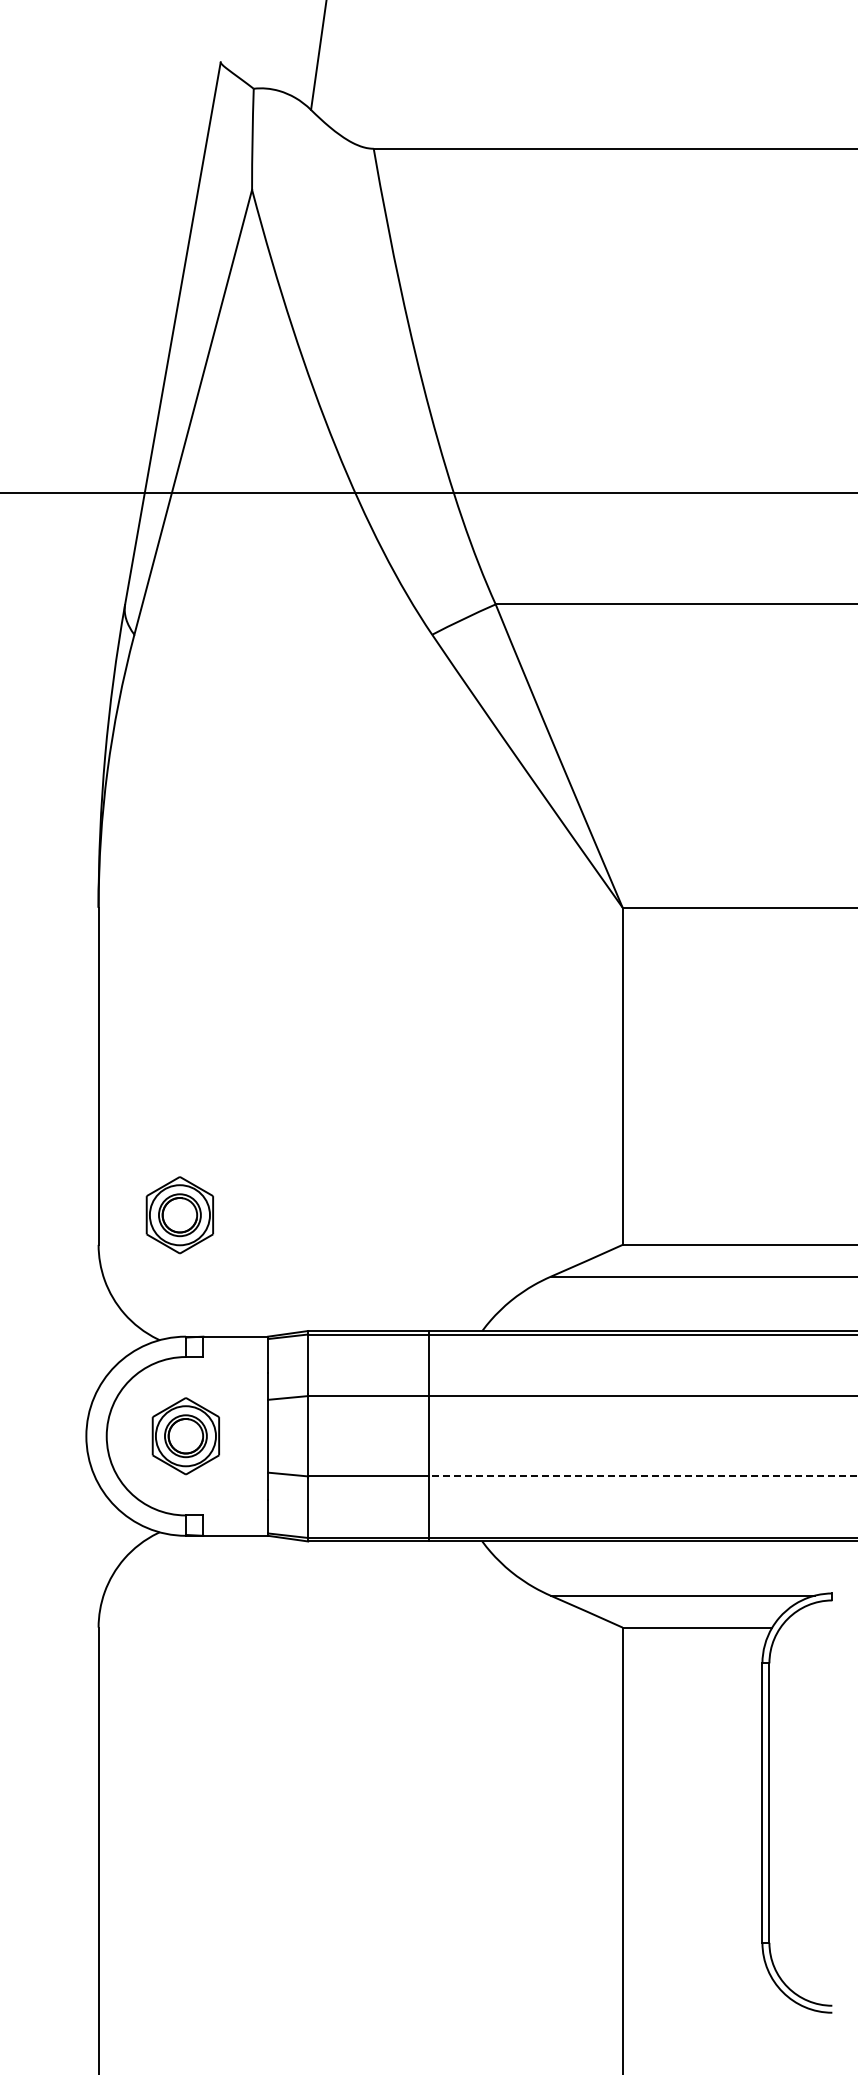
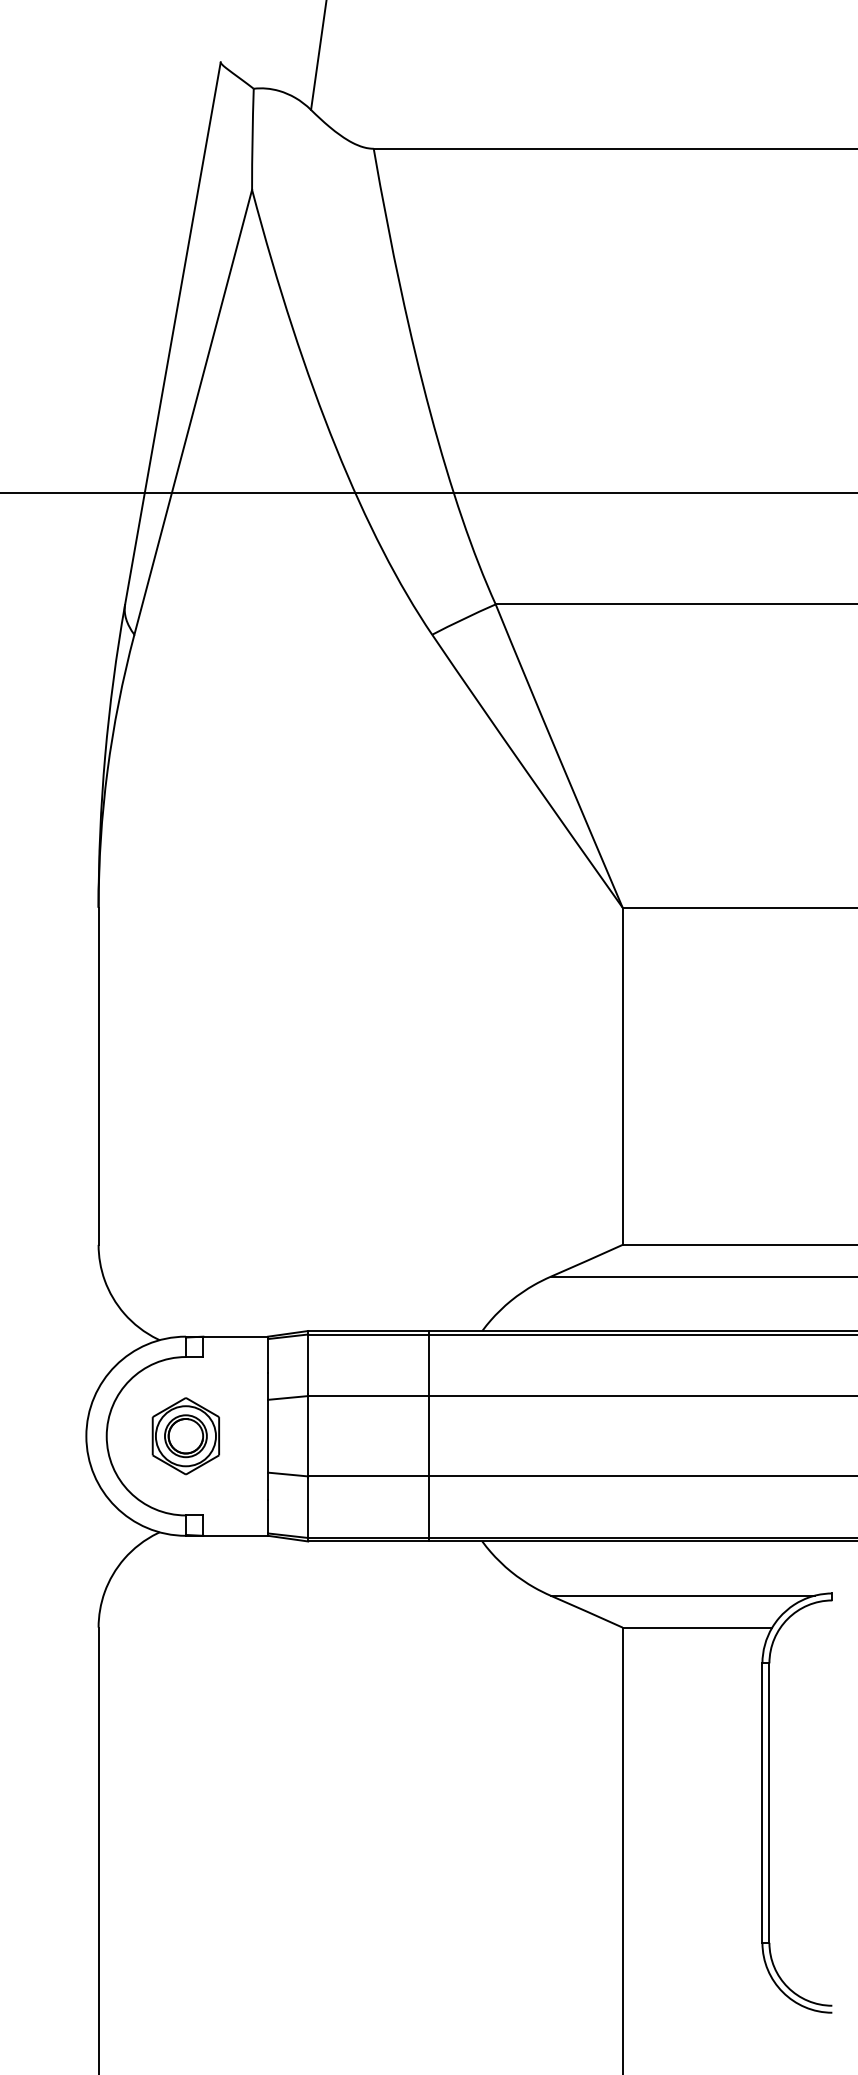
part: present -> none (179, 1215)
line: dashed -> solid (643, 1476)
